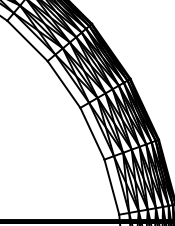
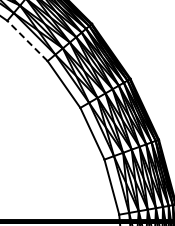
line: solid -> dashed (27, 41)
